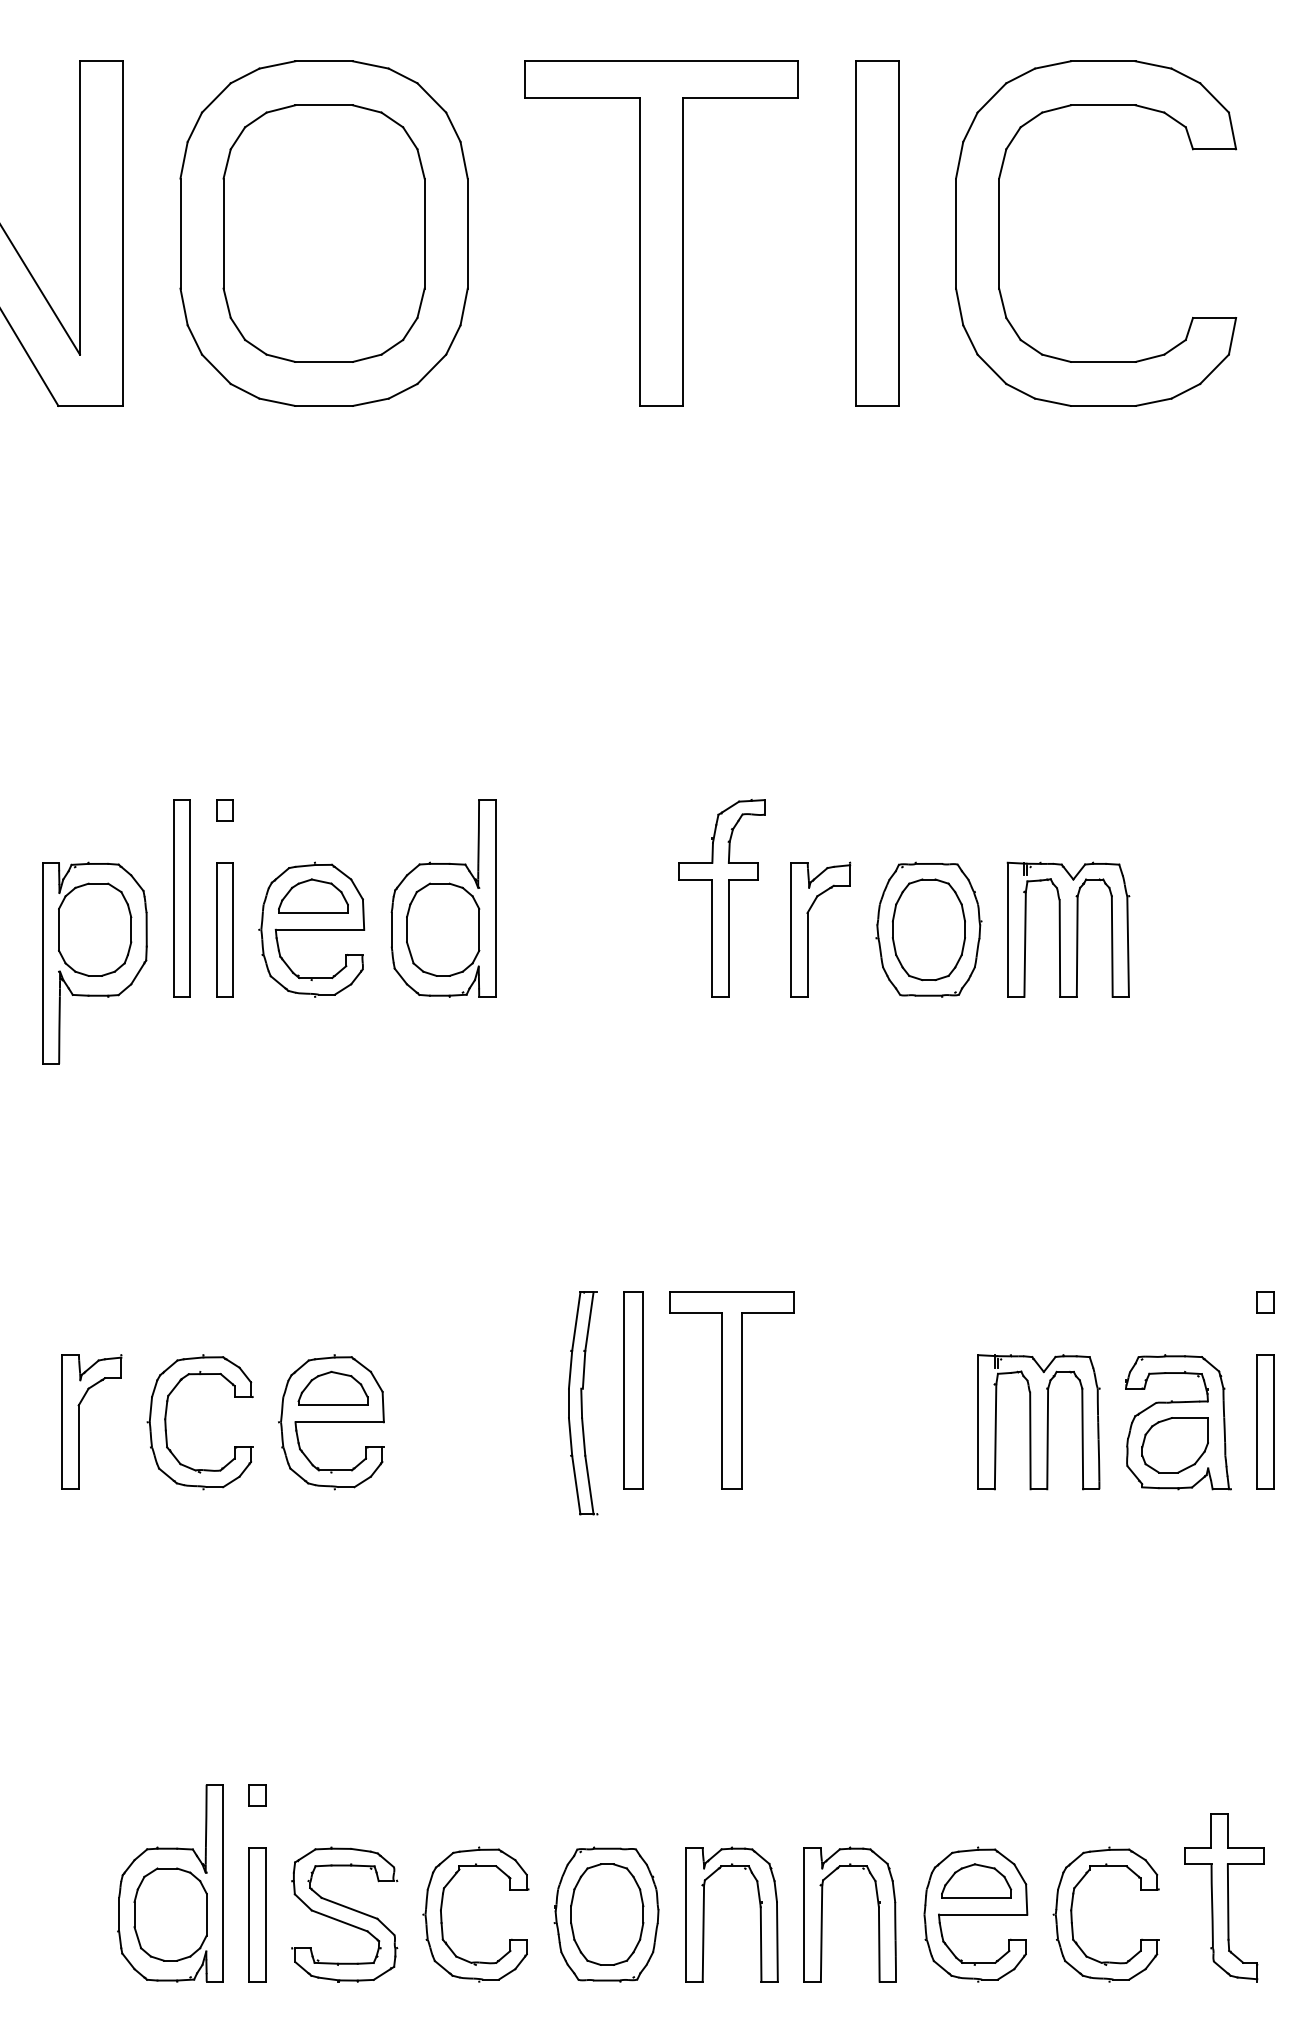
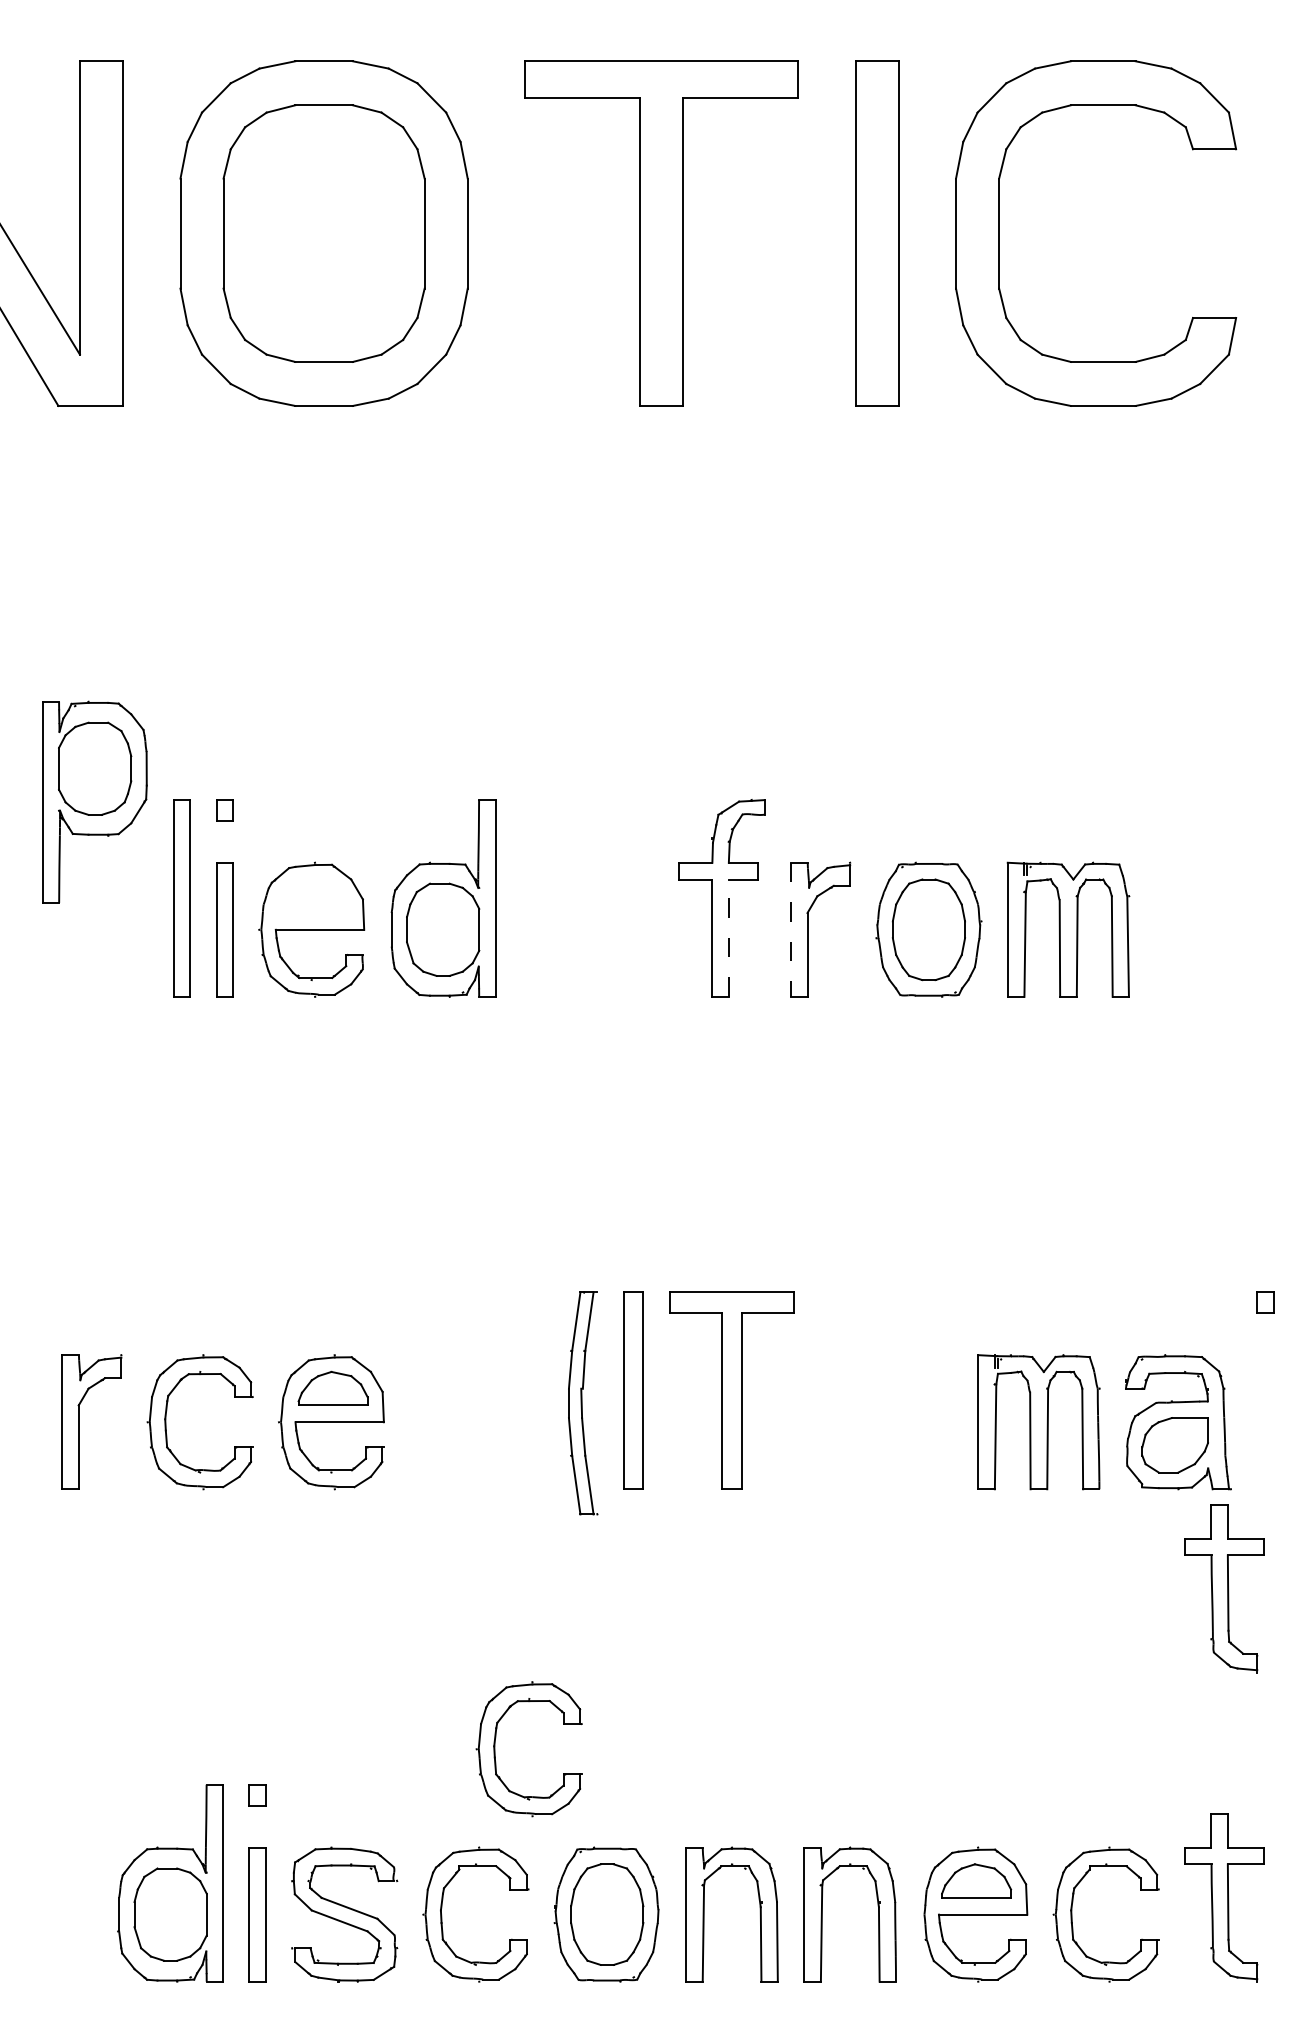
part: present -> none (313, 895)
line: solid -> dashed (791, 930)
line: solid -> dashed (728, 938)
part position: (94, 962) -> (94, 801) (94, 801)
part: present -> none (1265, 1421)
part: none -> present (1224, 1588)
part: none -> present (495, 1749)
